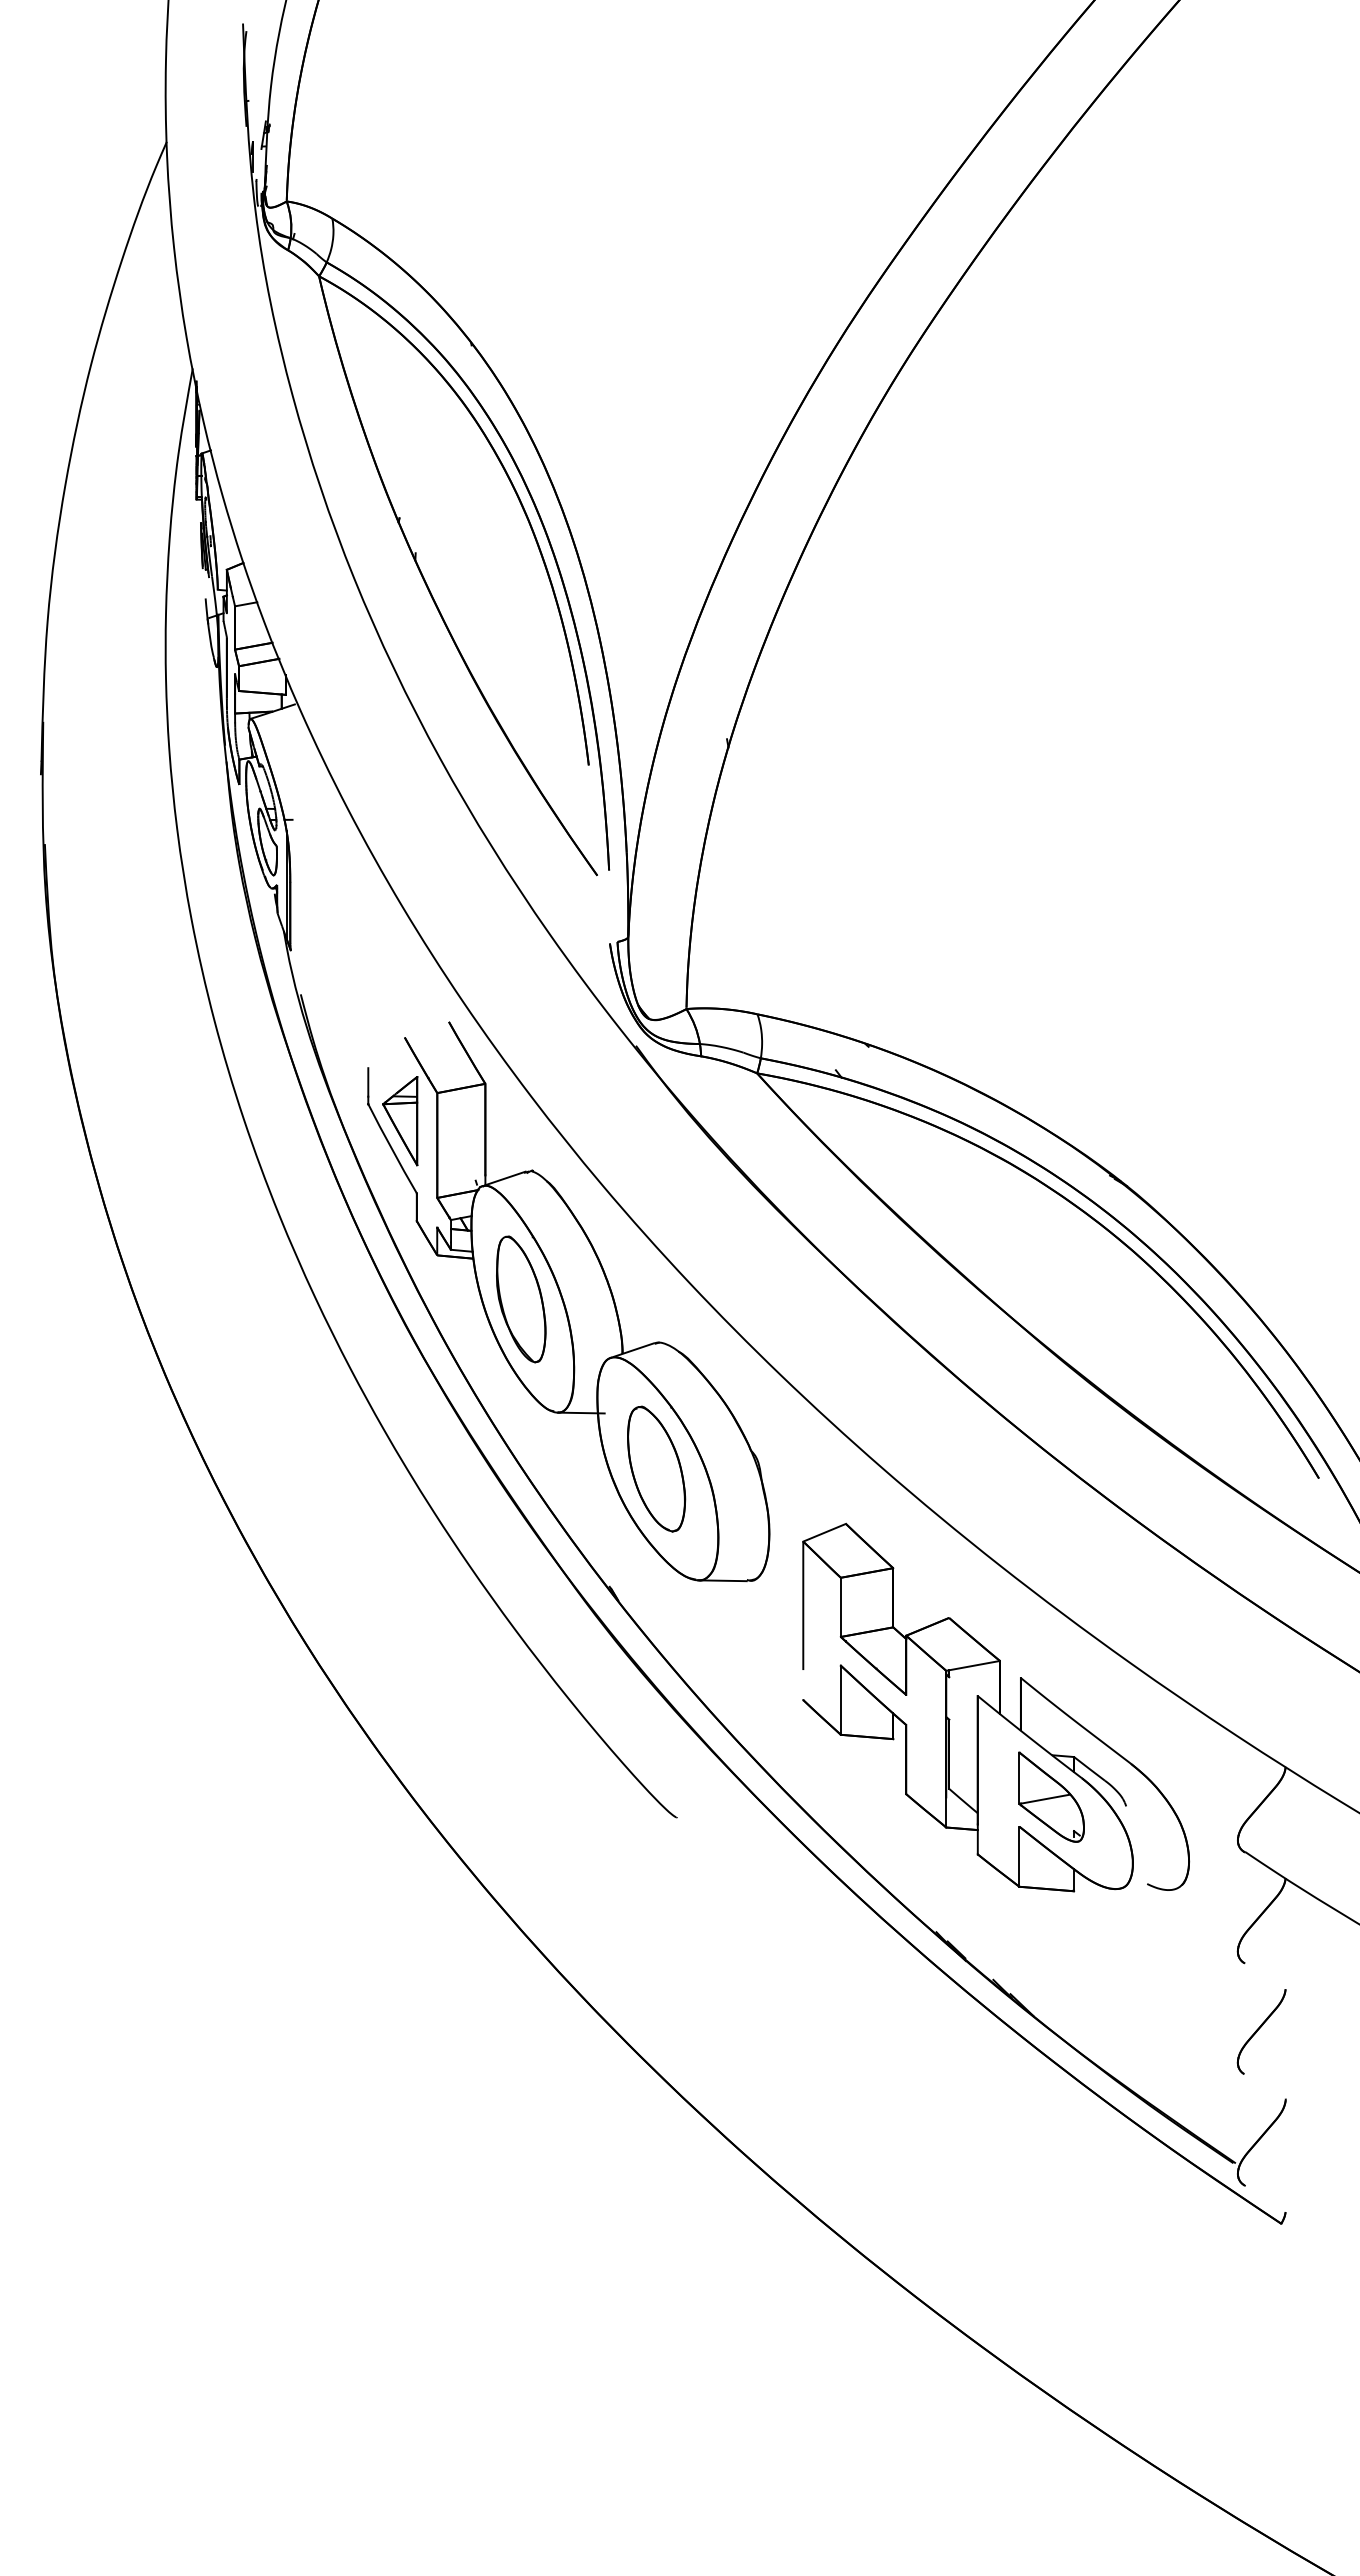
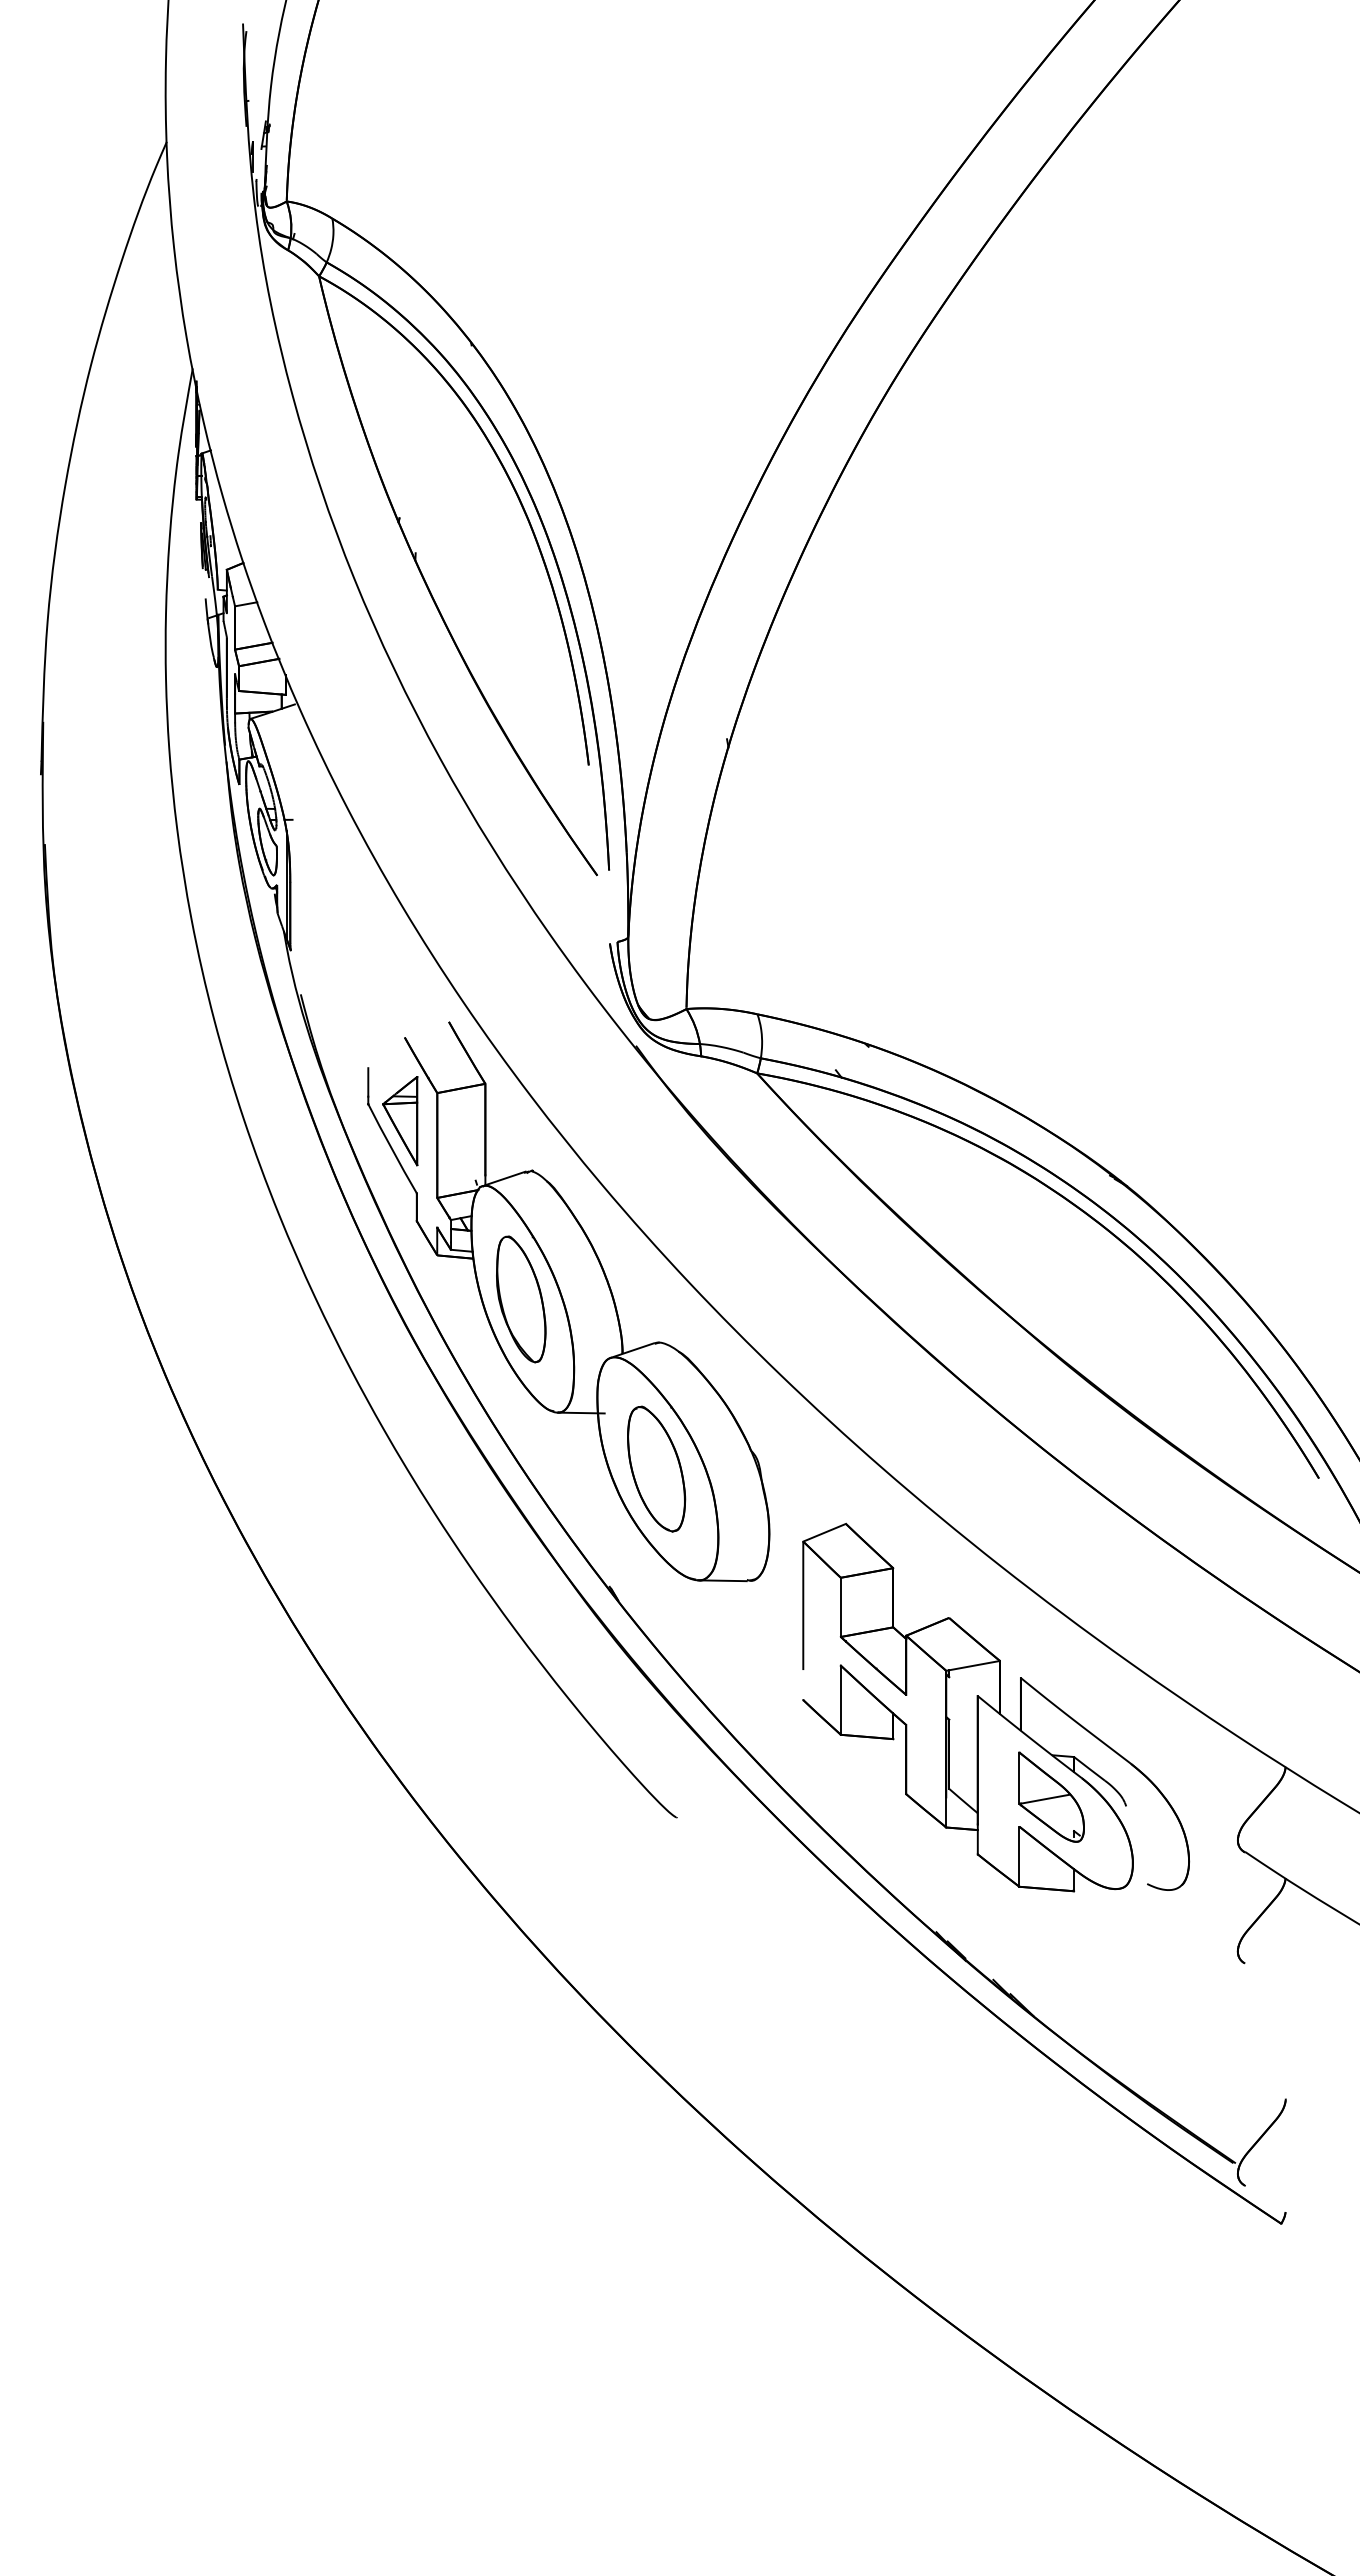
part: present -> none (1261, 2031)
